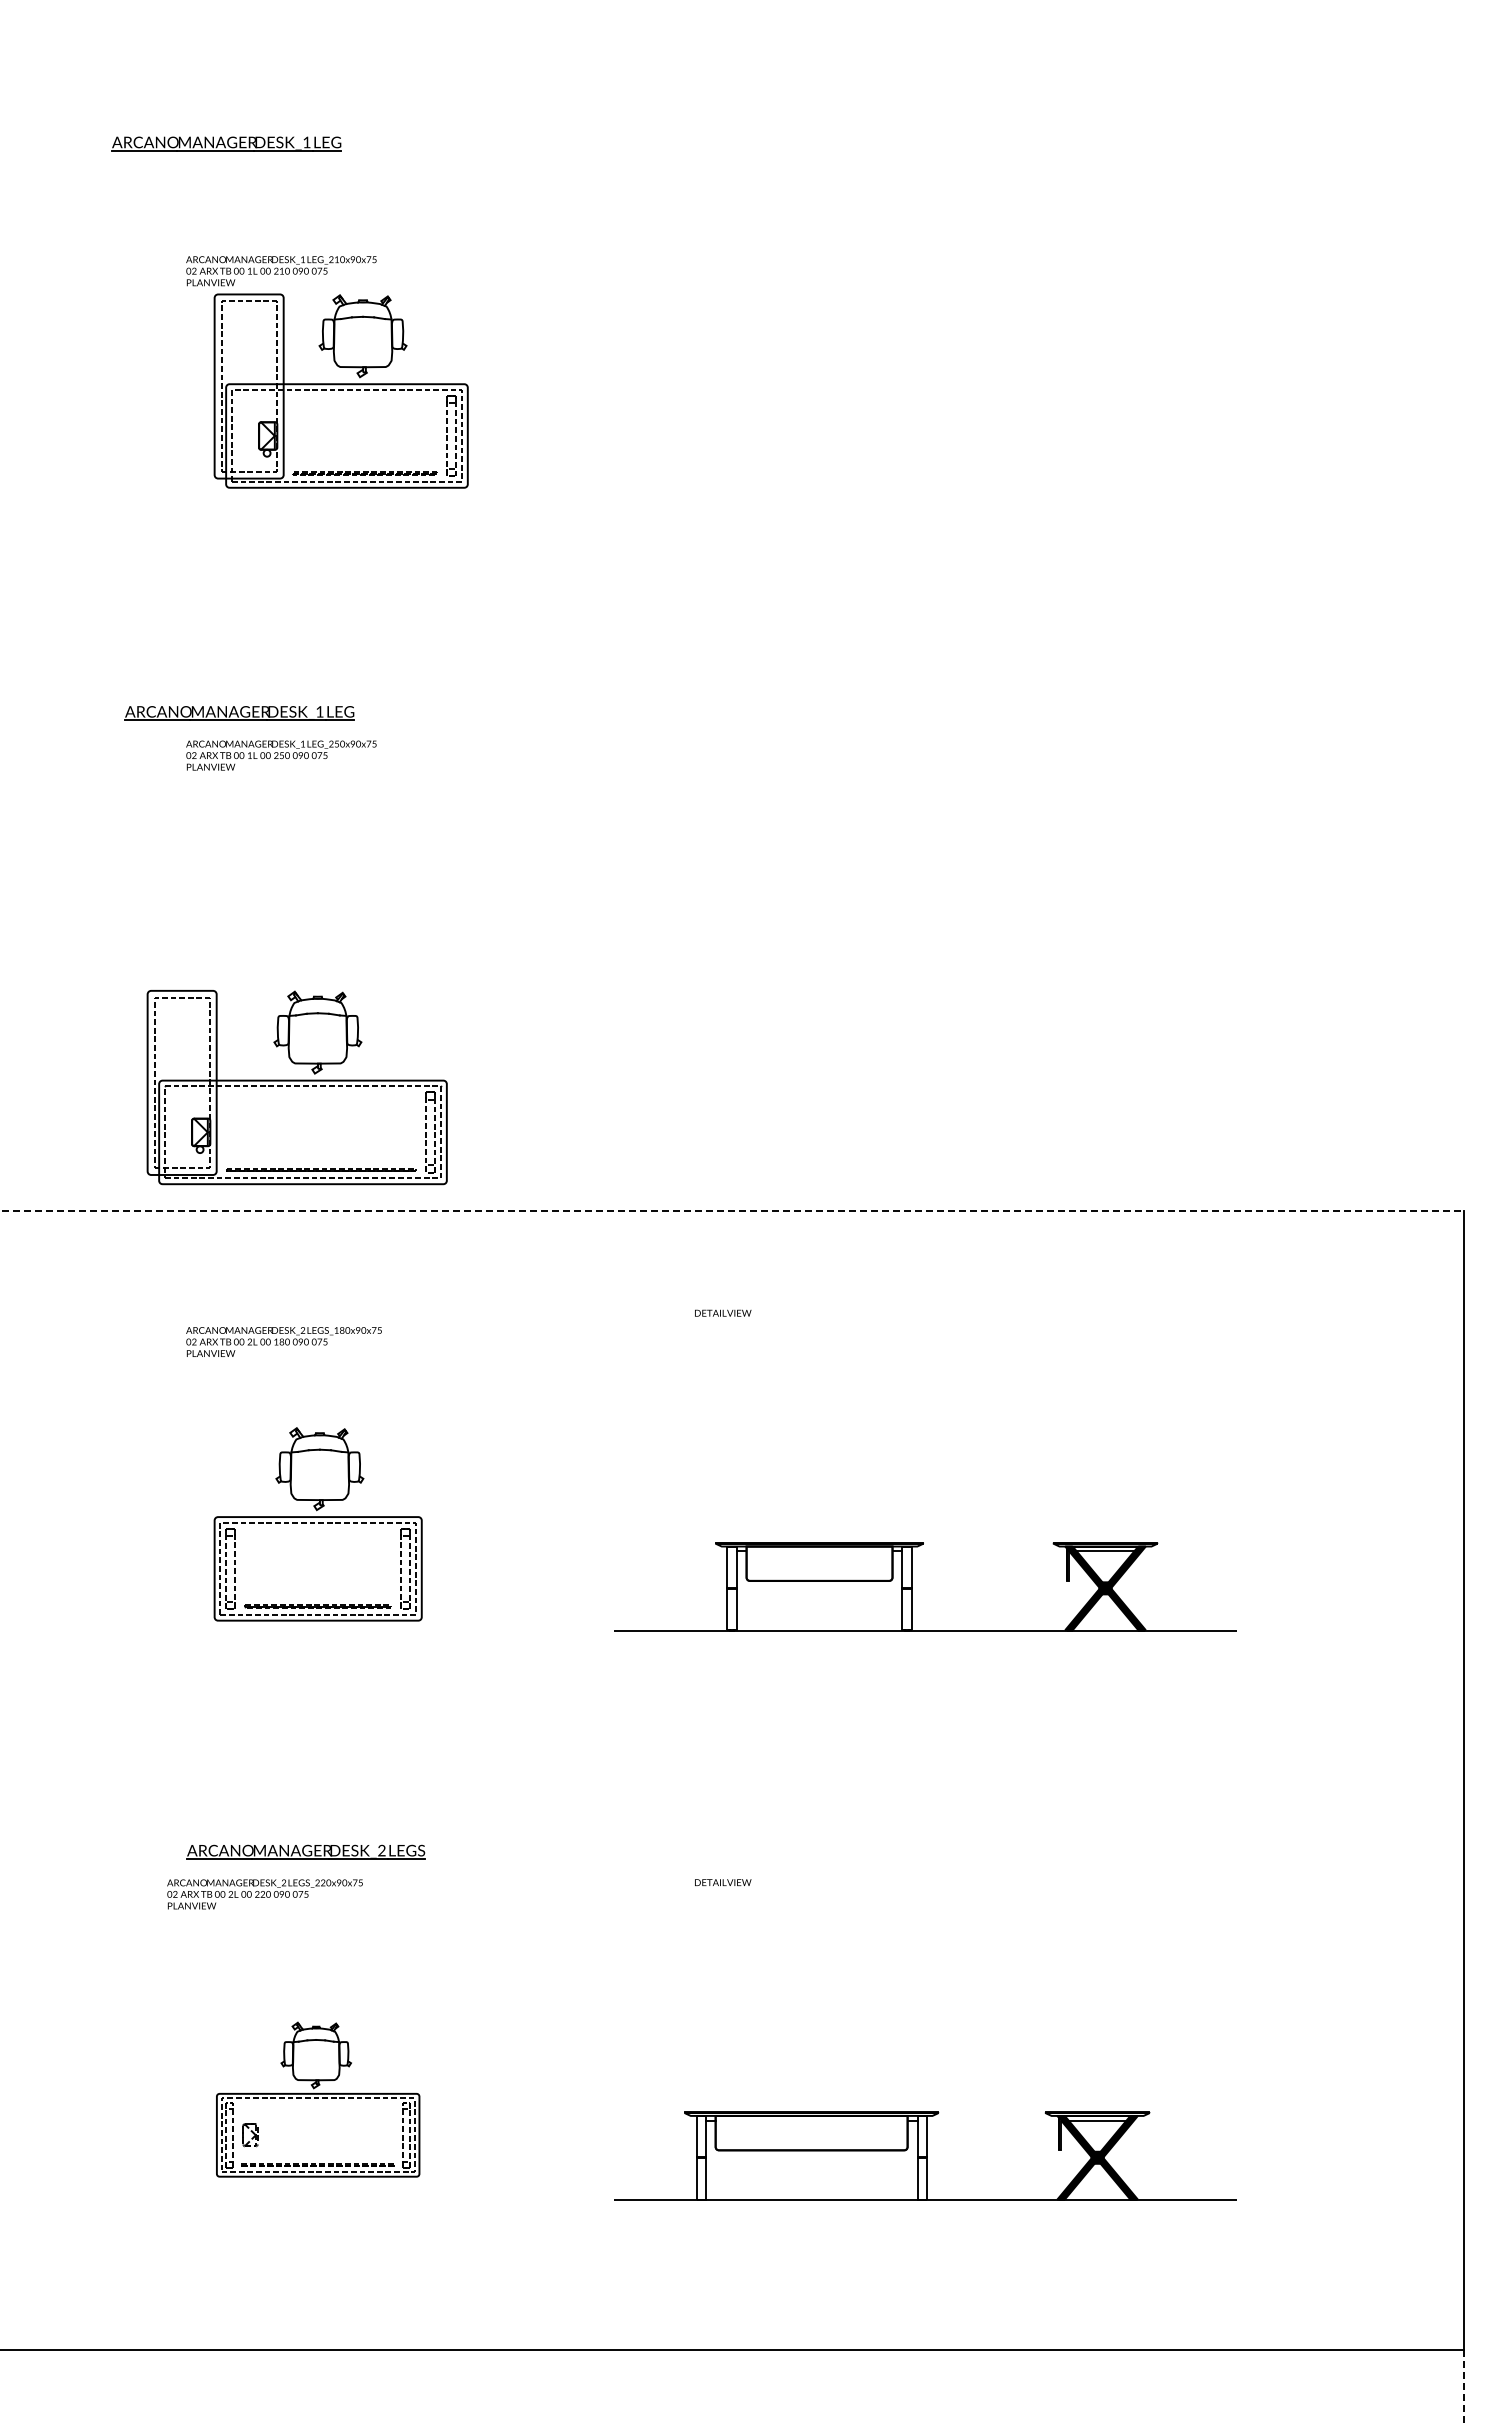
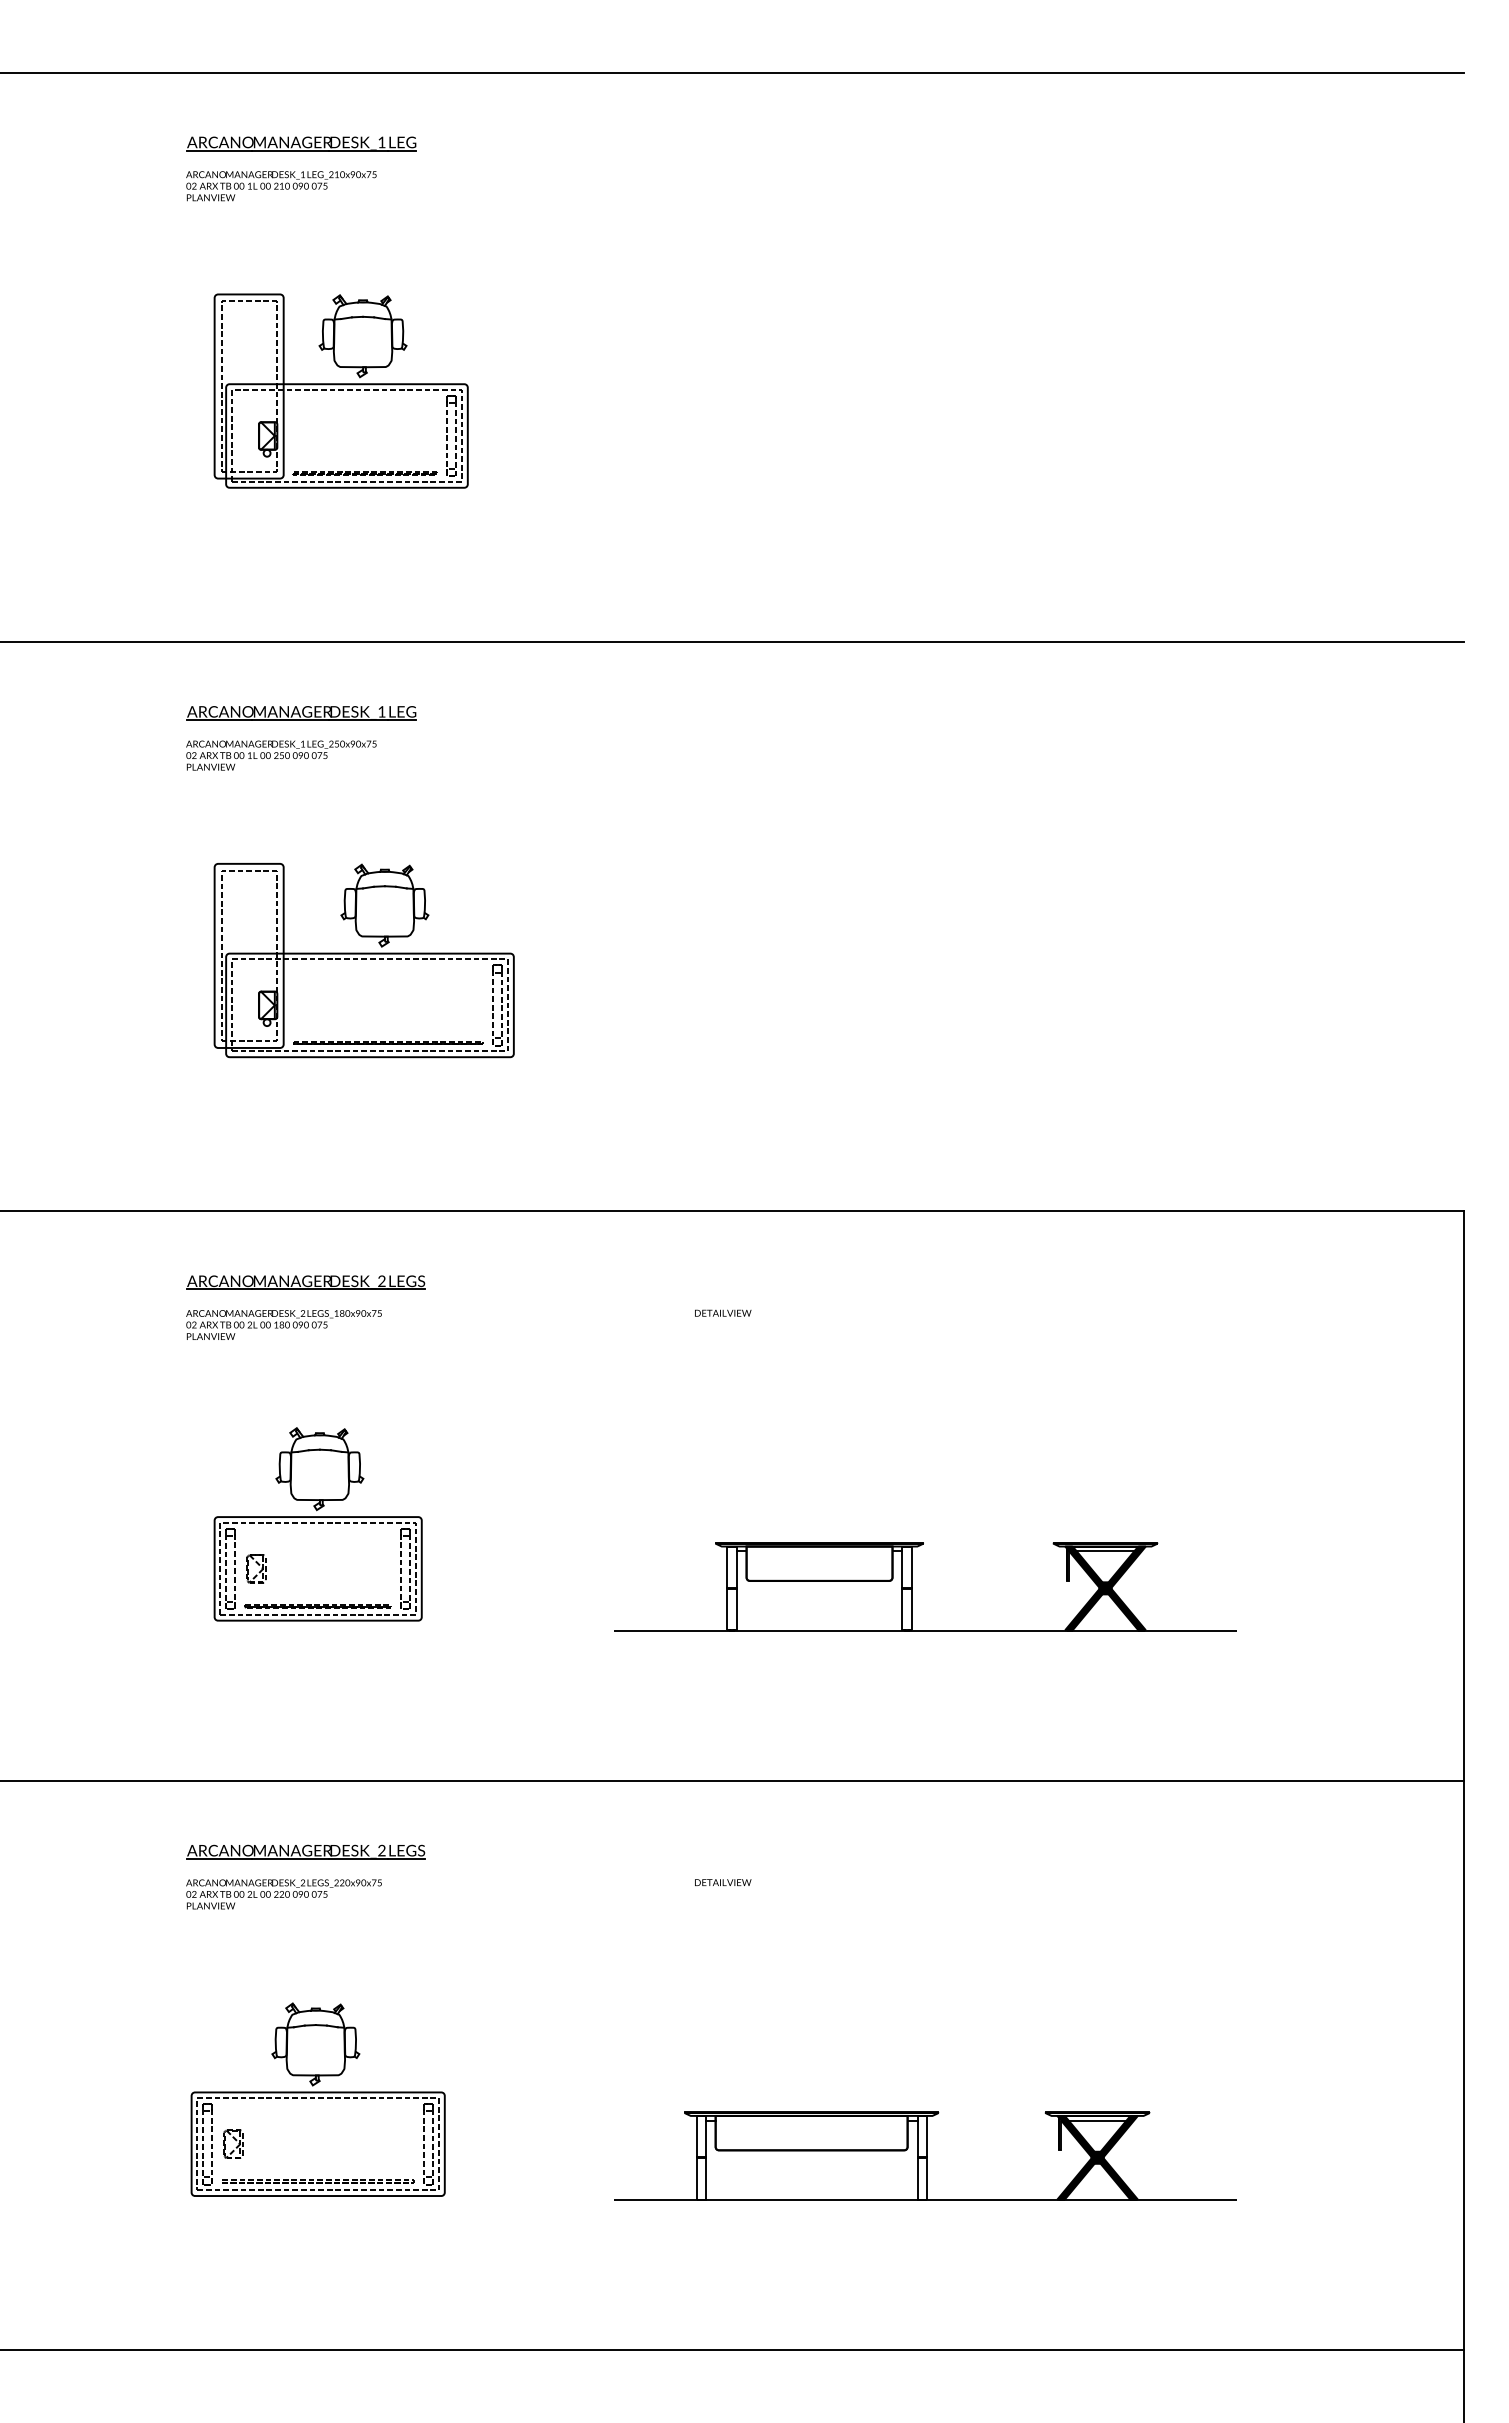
line: none -> present (732, 72)
part position: (226, 143) -> (301, 143) (301, 143)
text position: (281, 271) -> (281, 186) (281, 186)
line: none -> present (732, 642)
part position: (239, 713) -> (301, 713) (301, 713)
part position: (296, 1087) -> (363, 960) (363, 960)
line: dashed -> solid (732, 1211)
part: none -> present (305, 1282)
text position: (283, 1341) -> (283, 1324) (283, 1324)
part: none -> present (256, 1568)
line: none -> present (732, 1780)
text position: (264, 1894) -> (283, 1894) (283, 1894)
part size: 205x157 px -> 256x195 px (317, 2099)
line: dashed -> solid (1463, 2386)
